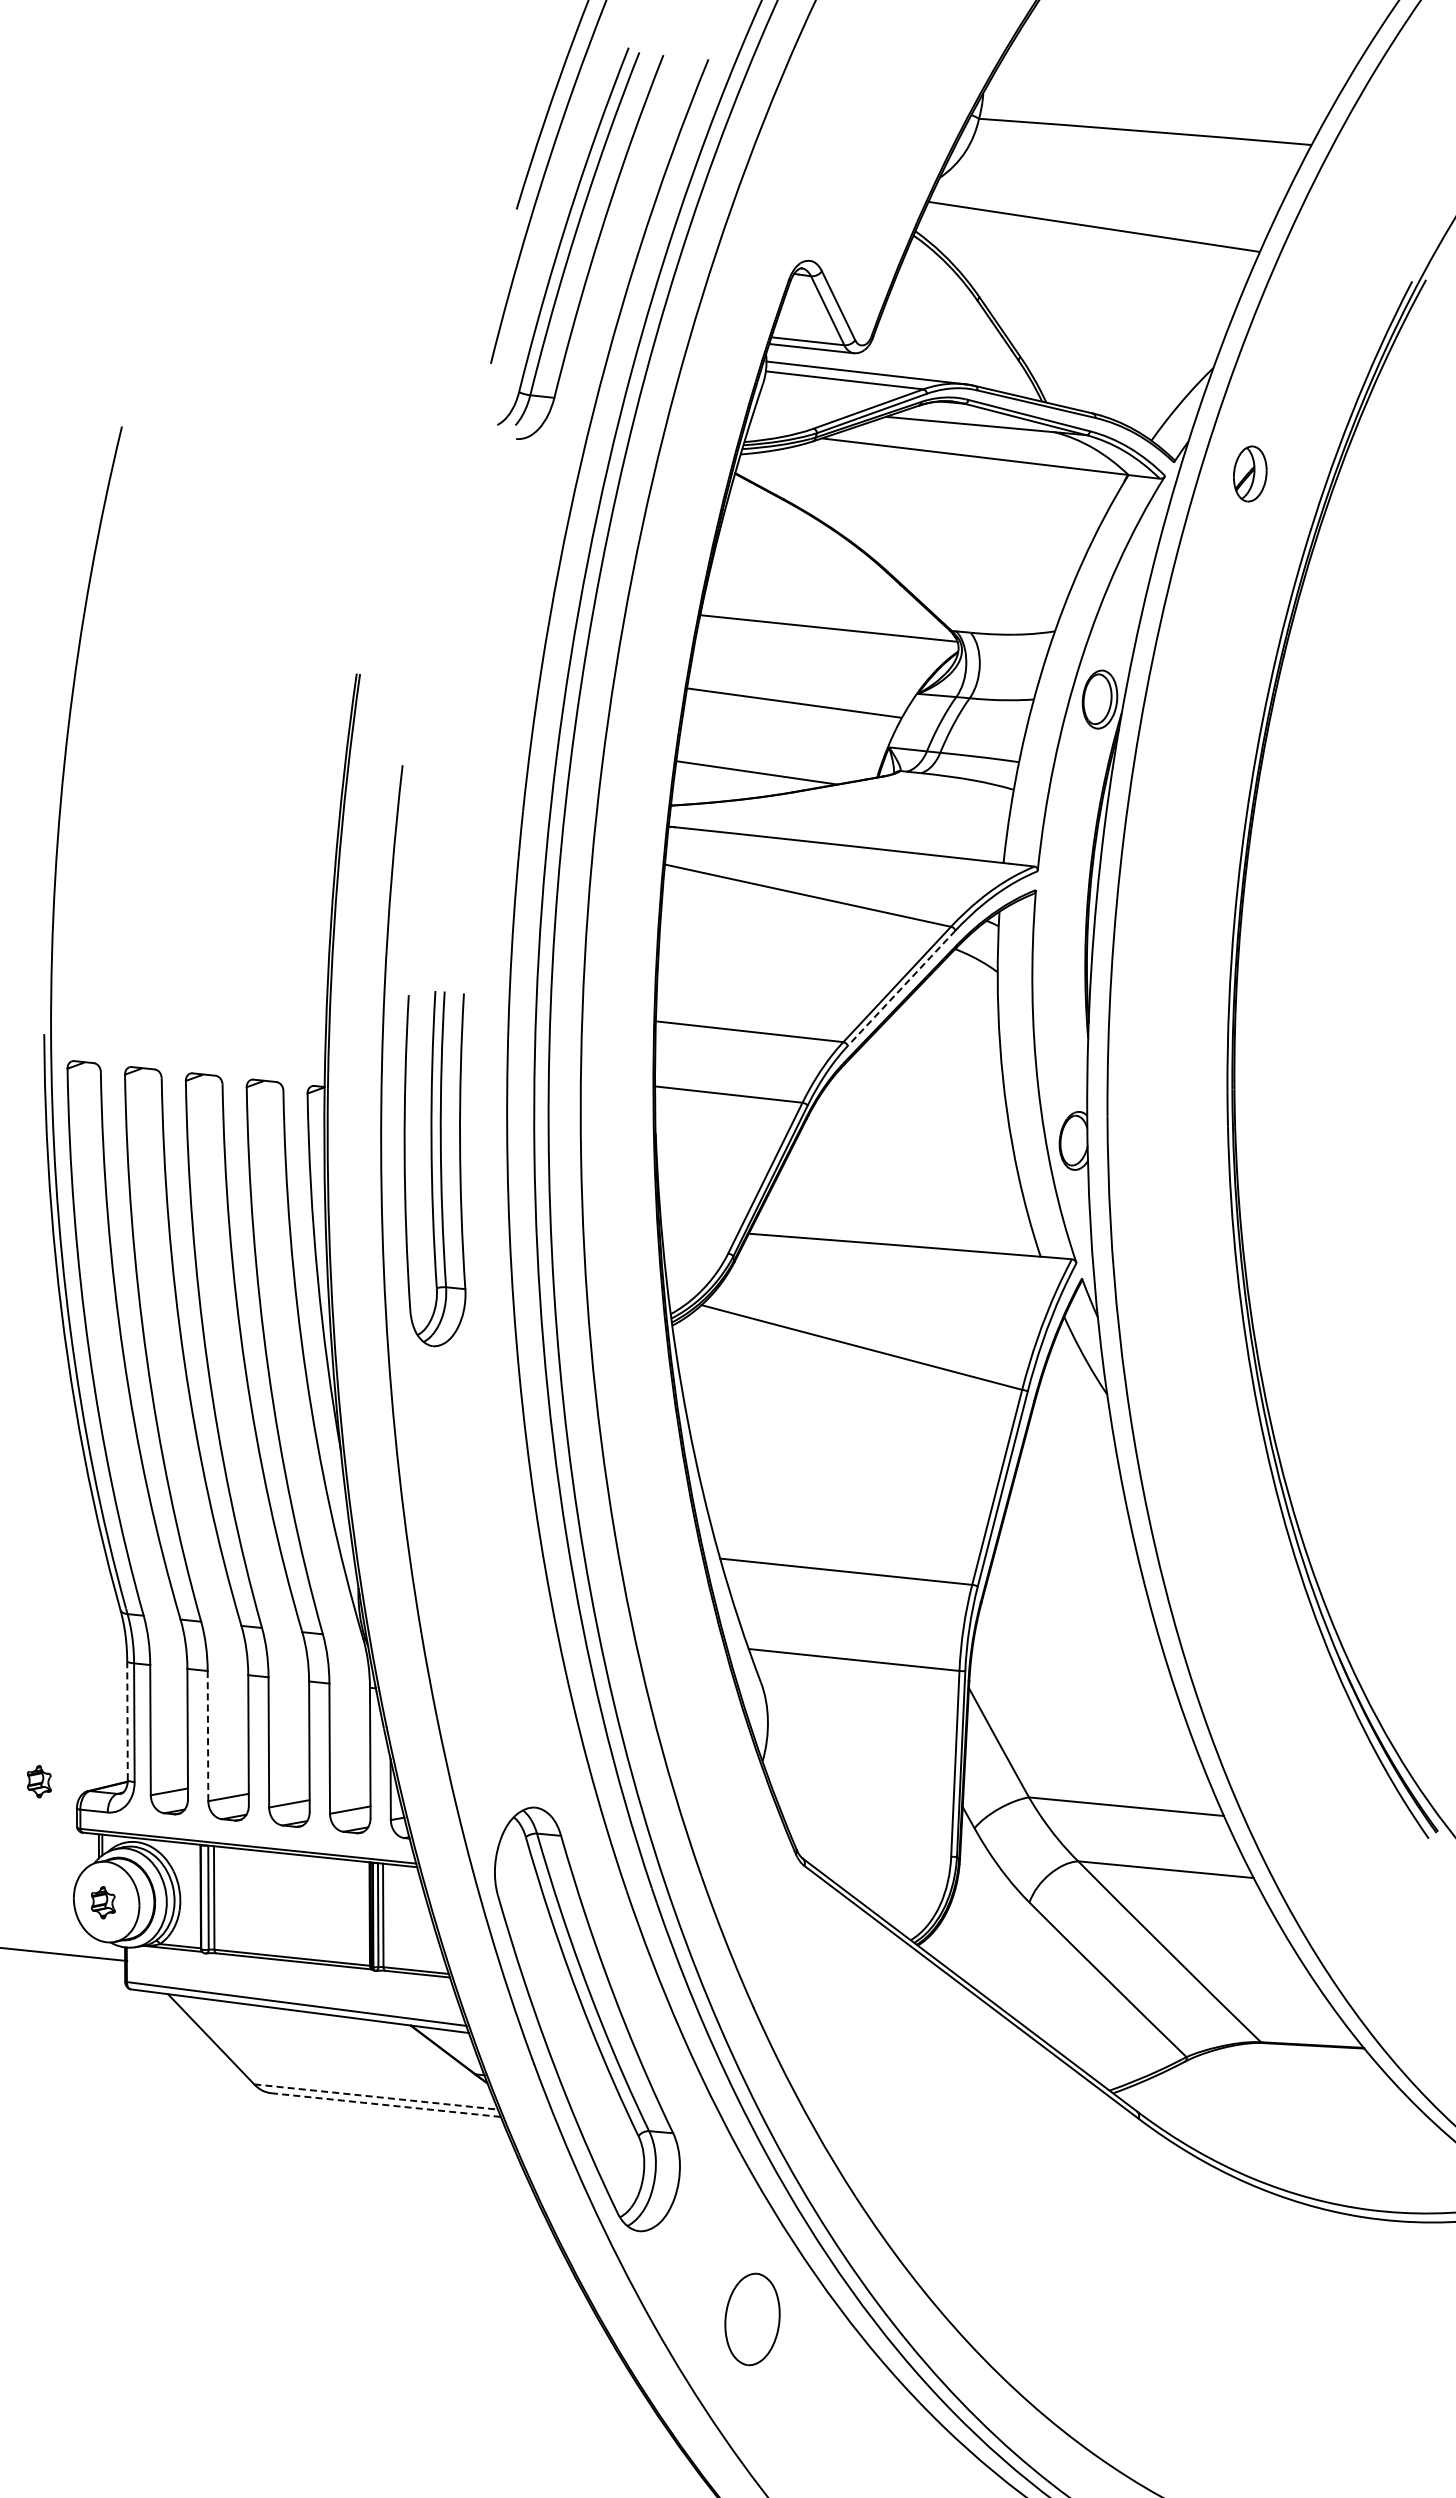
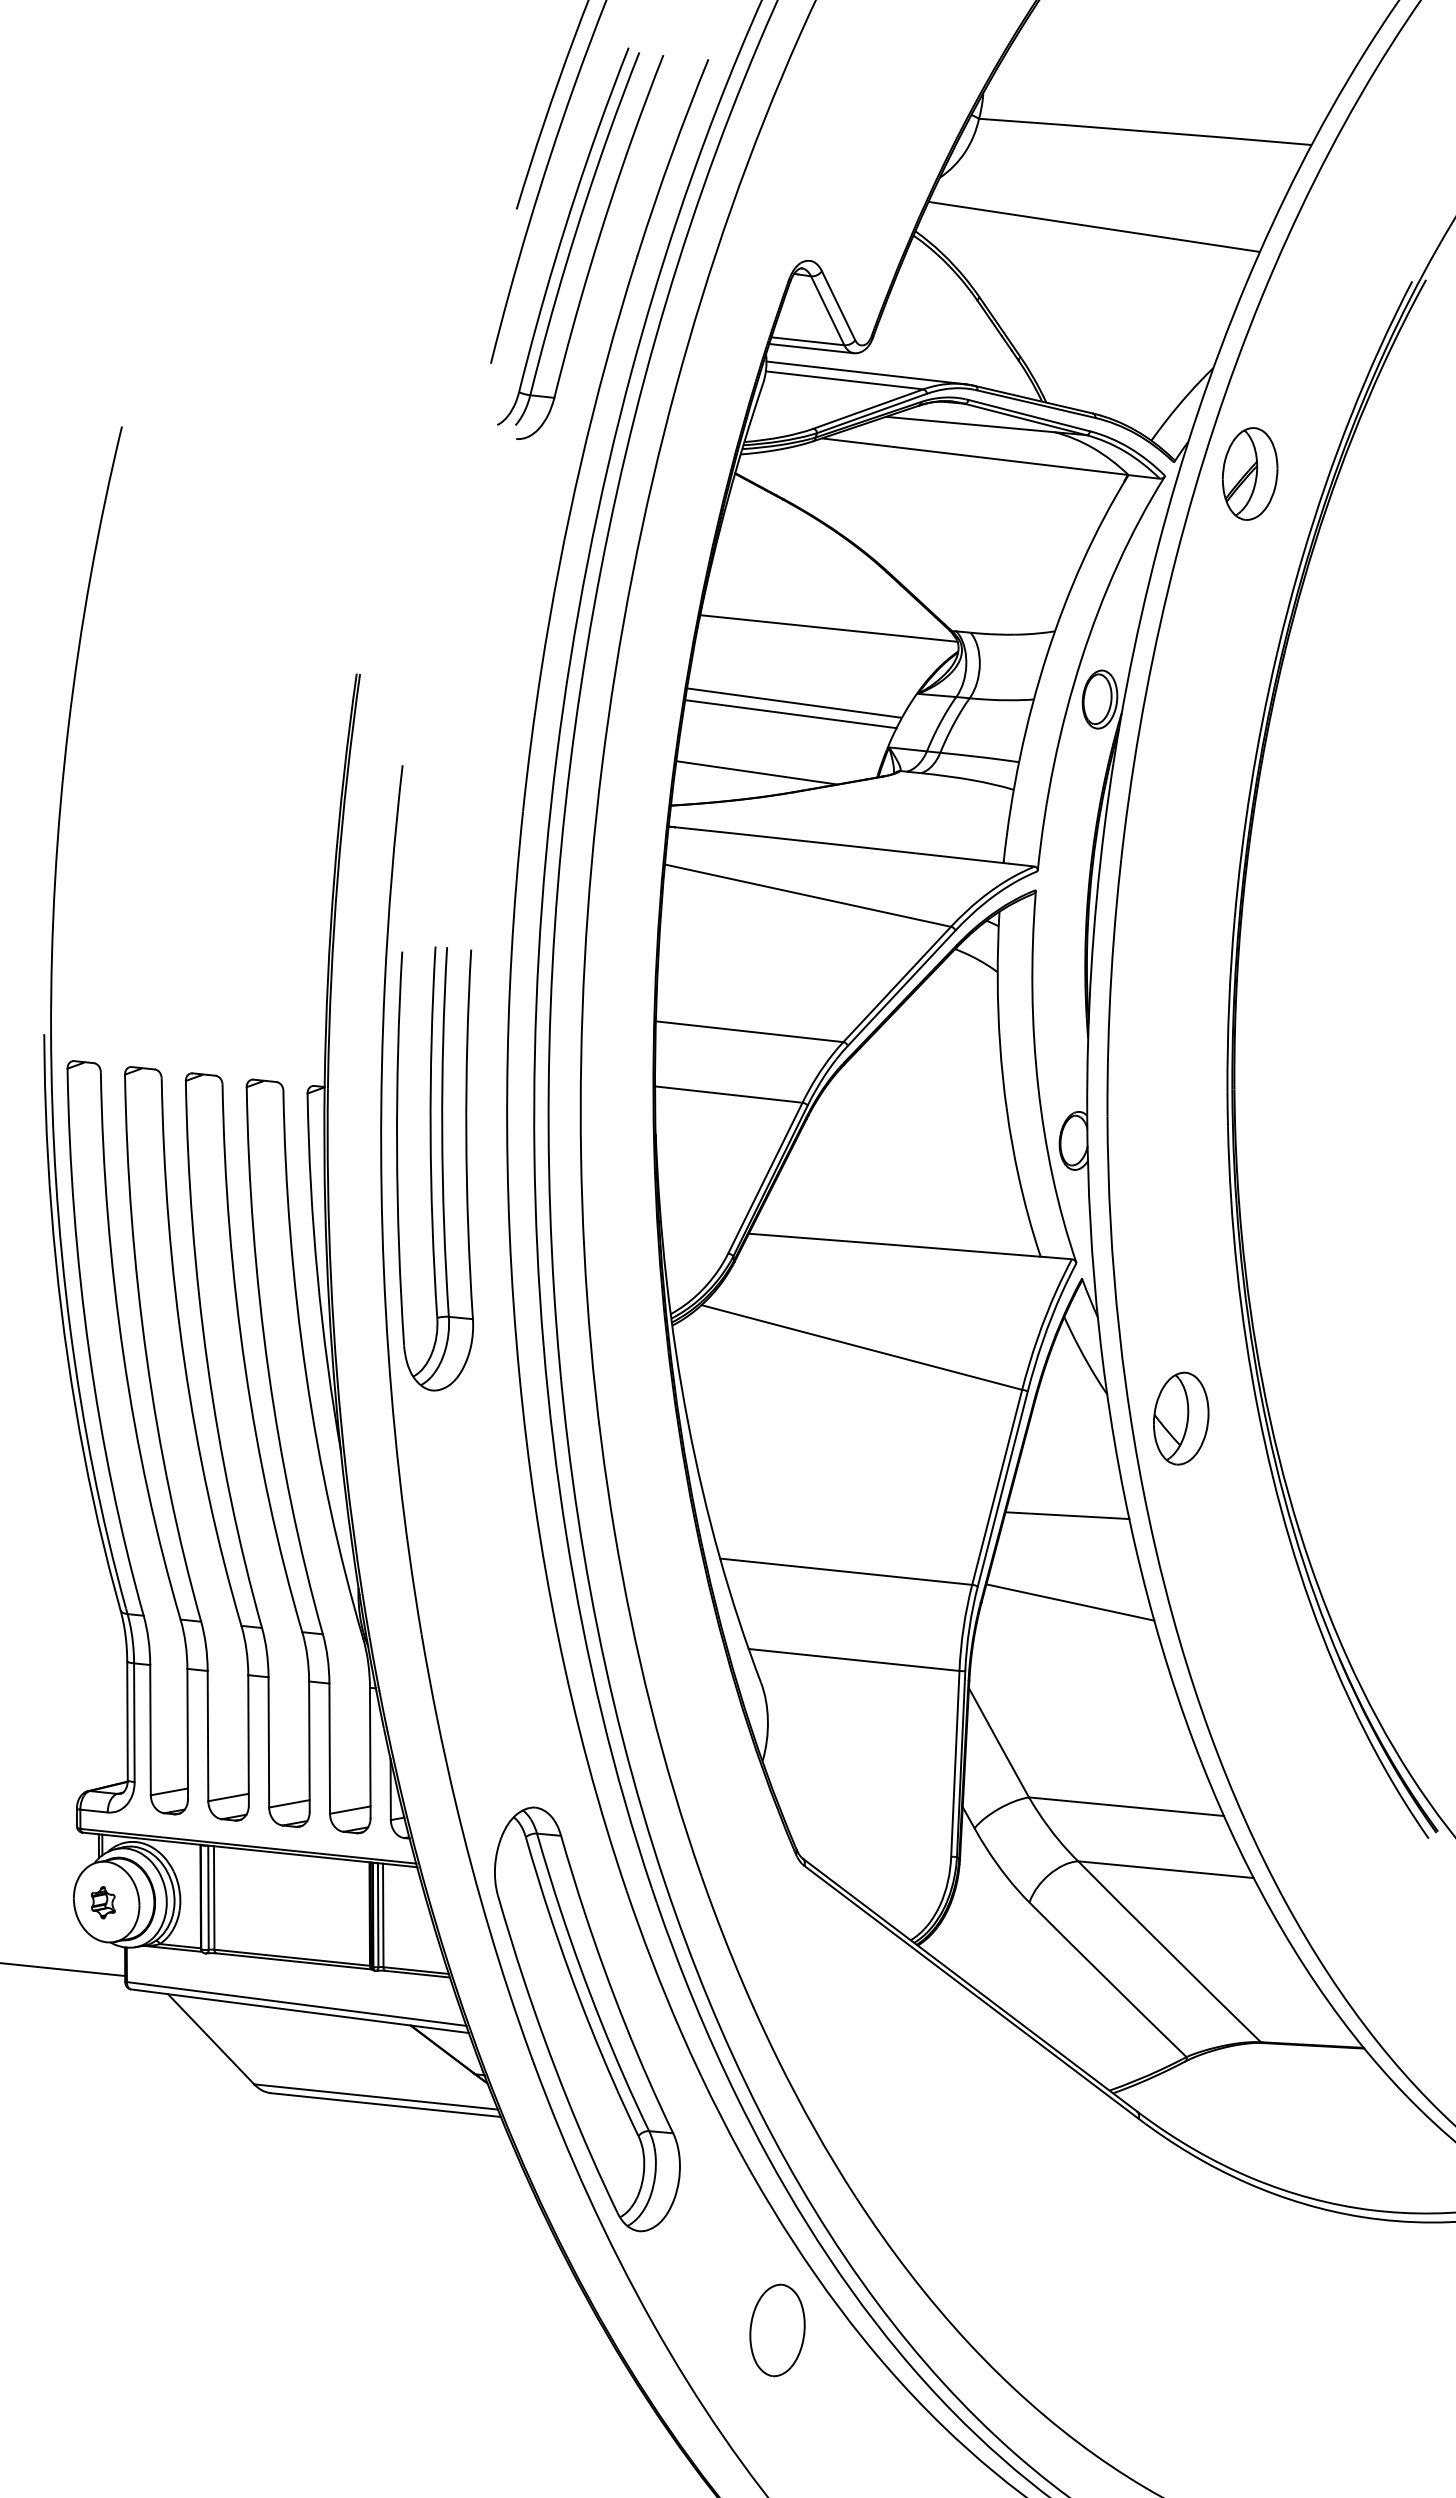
part size: 35x58 px -> 57x94 px (1250, 473)
line: none -> present (790, 714)
line: dashed -> solid (901, 988)
part size: 64x357 px -> 78x446 px (434, 1168)
part: none -> present (1181, 1418)
line: none -> present (1067, 1515)
line: none -> present (1070, 1602)
line: dashed -> solid (127, 1720)
line: dashed -> solid (208, 1736)
part: present -> none (39, 1781)
line position: (64, 1954) -> (63, 1969) (63, 1969)
line: dashed -> solid (376, 2096)
line: dashed -> solid (386, 2105)
part position: (752, 2319) -> (777, 2330) (777, 2330)
